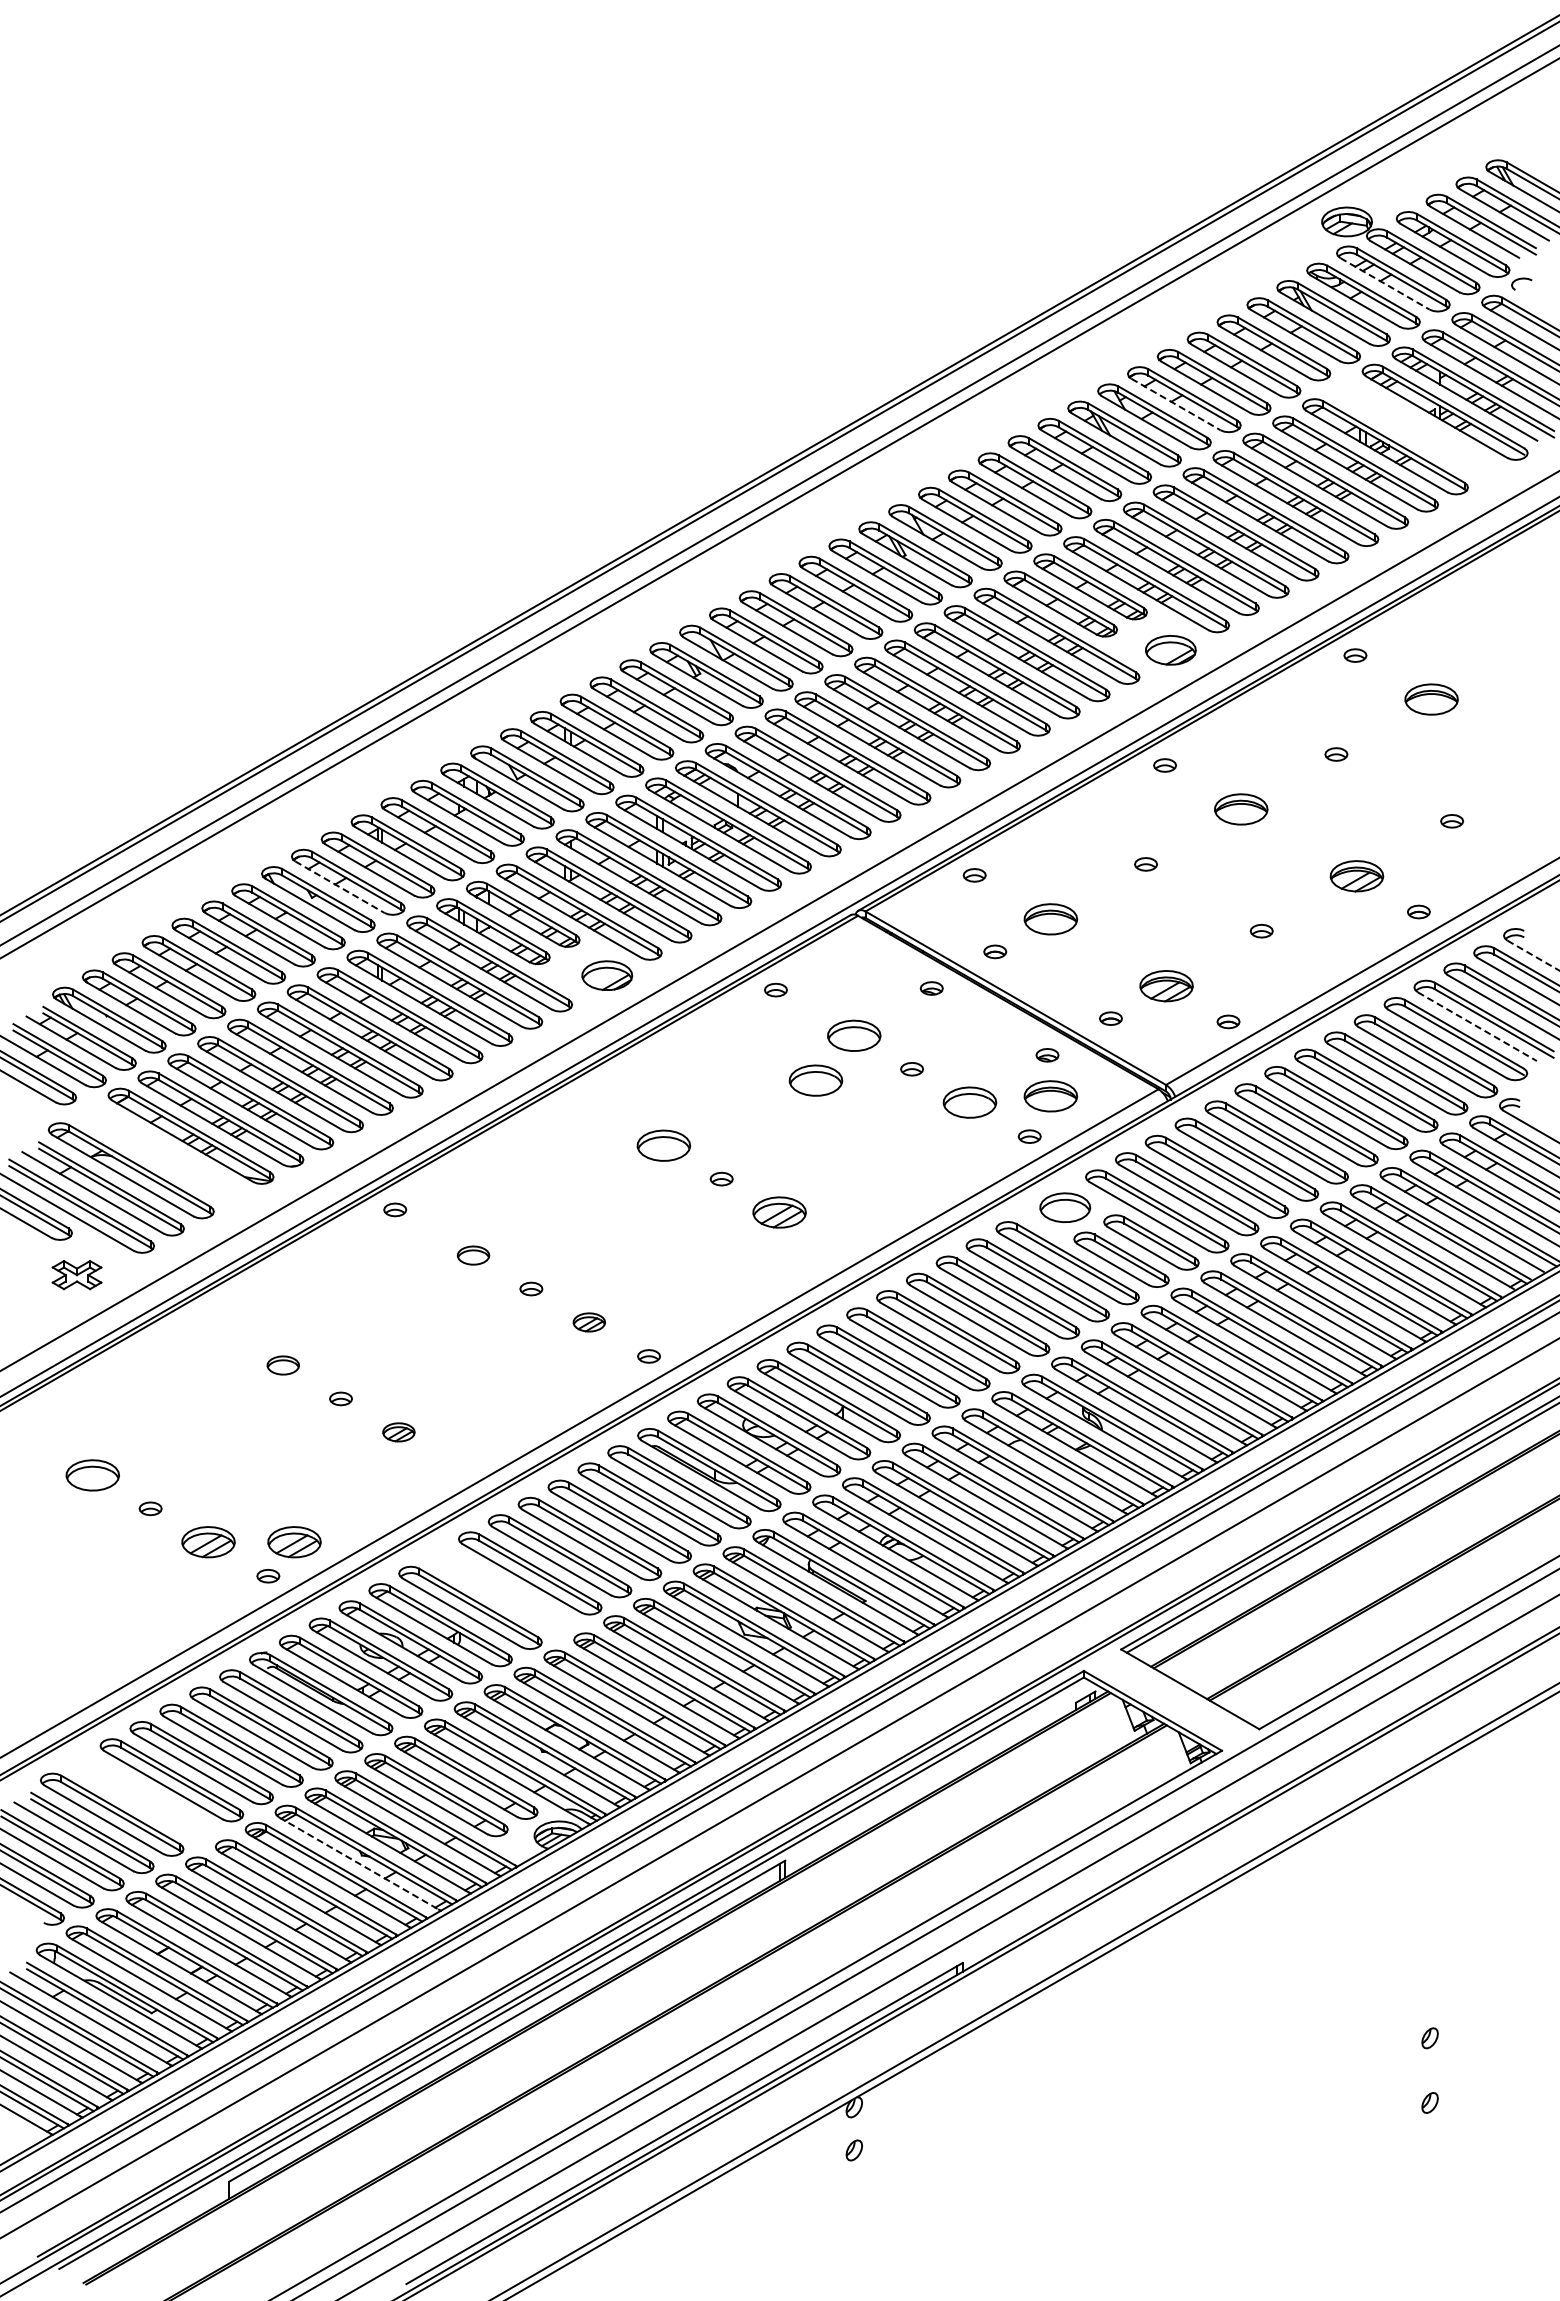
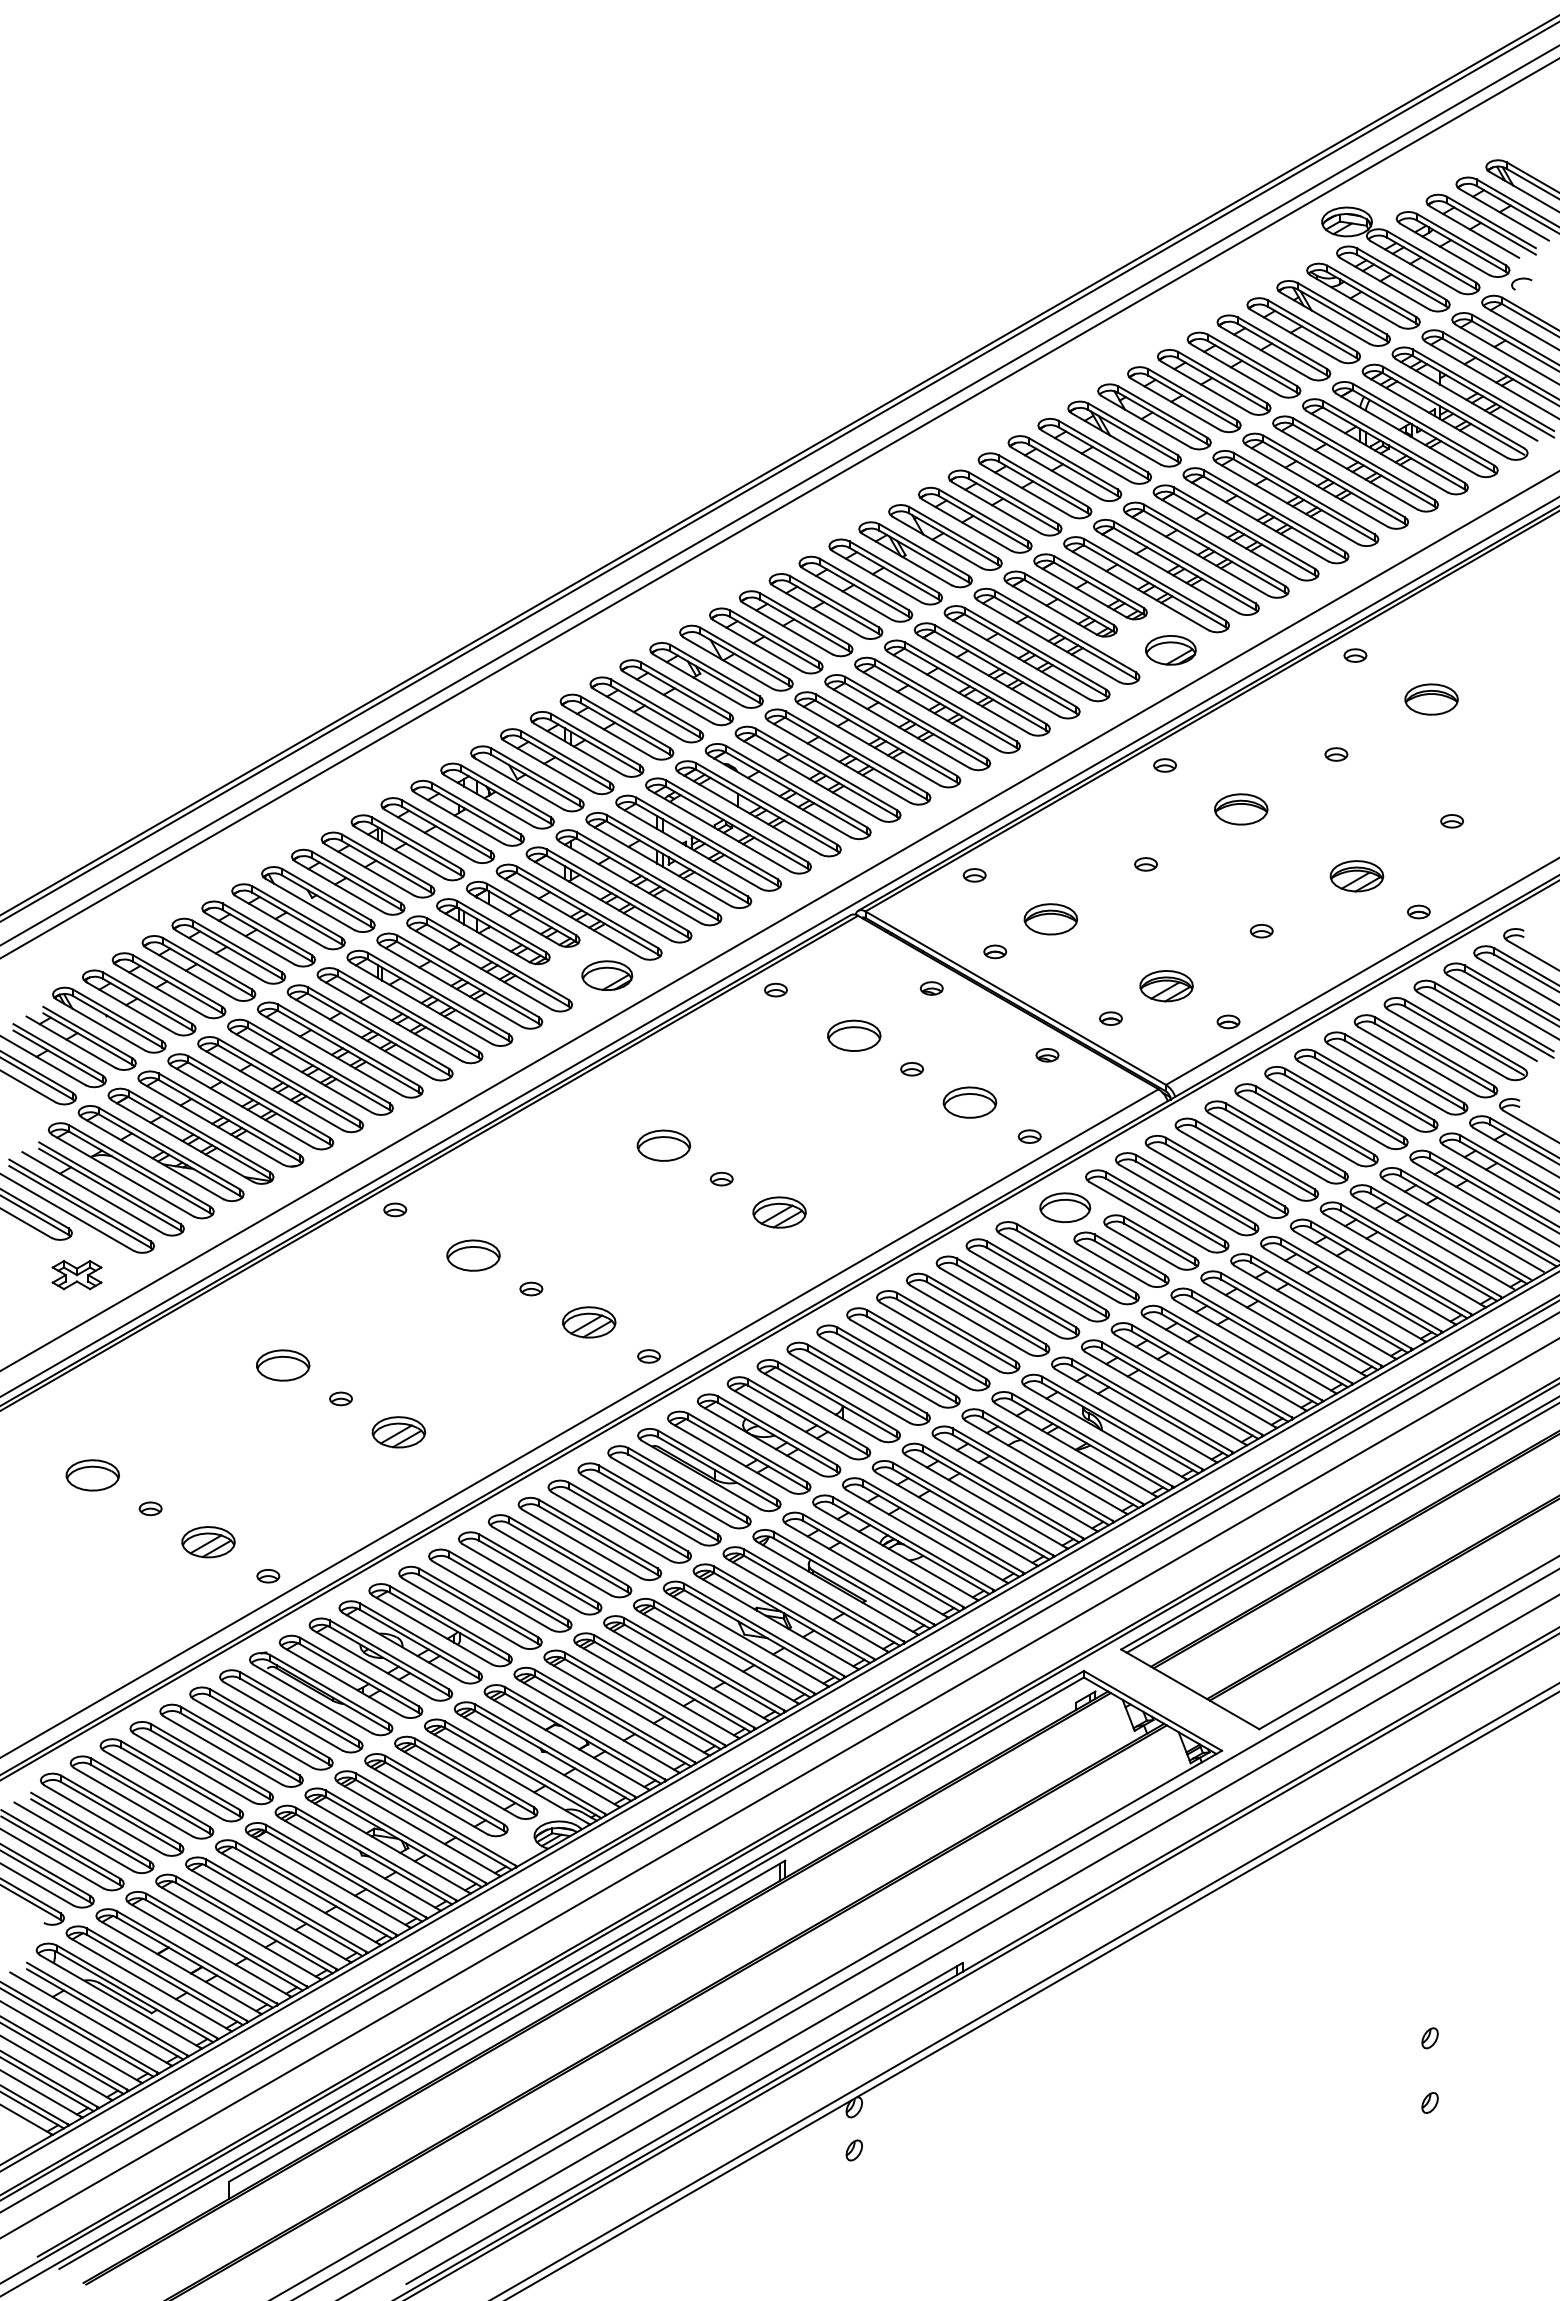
line: dashed -> solid (1385, 284)
line: dashed -> solid (1176, 404)
part: none -> present (1414, 429)
line: dashed -> solid (340, 887)
line: dashed -> solid (1533, 955)
line: dashed -> solid (1477, 1026)
part: present -> none (815, 1080)
part: present -> none (1050, 1096)
part: none -> present (160, 1153)
part size: 35x21 px -> 55x33 px (473, 1255)
part size: 34x21 px -> 55x33 px (589, 1322)
part size: 34x21 px -> 55x33 px (283, 1365)
part size: 34x21 px -> 56x33 px (398, 1432)
part: present -> none (294, 1542)
part: none -> present (500, 1590)
part: none -> present (141, 1797)
line: dashed -> solid (359, 1863)
